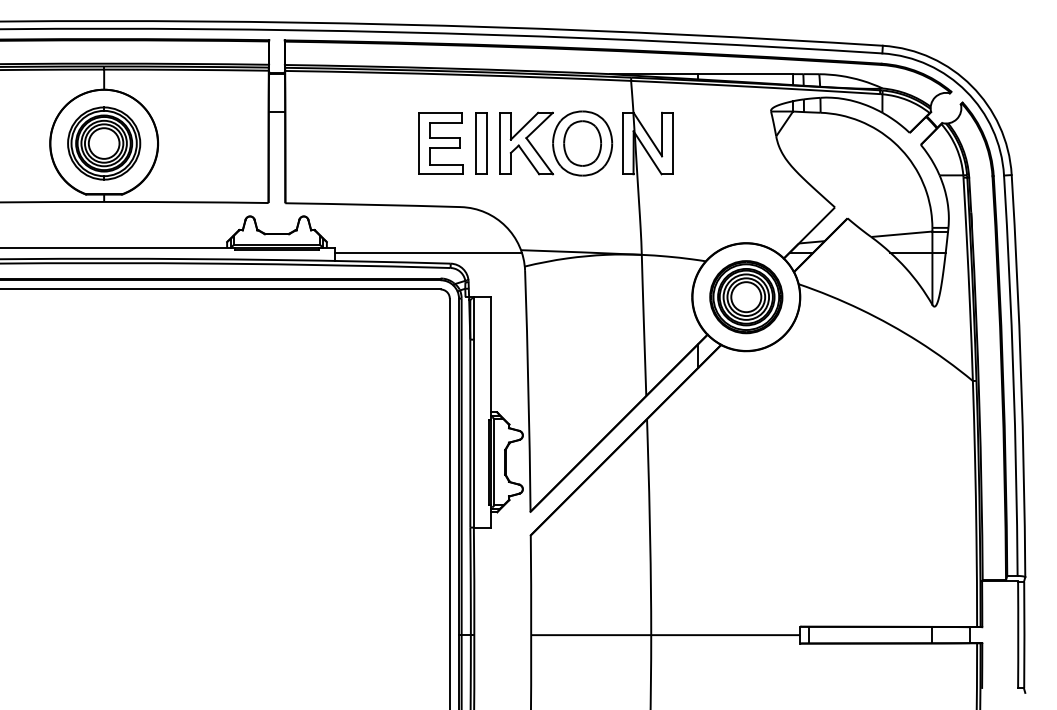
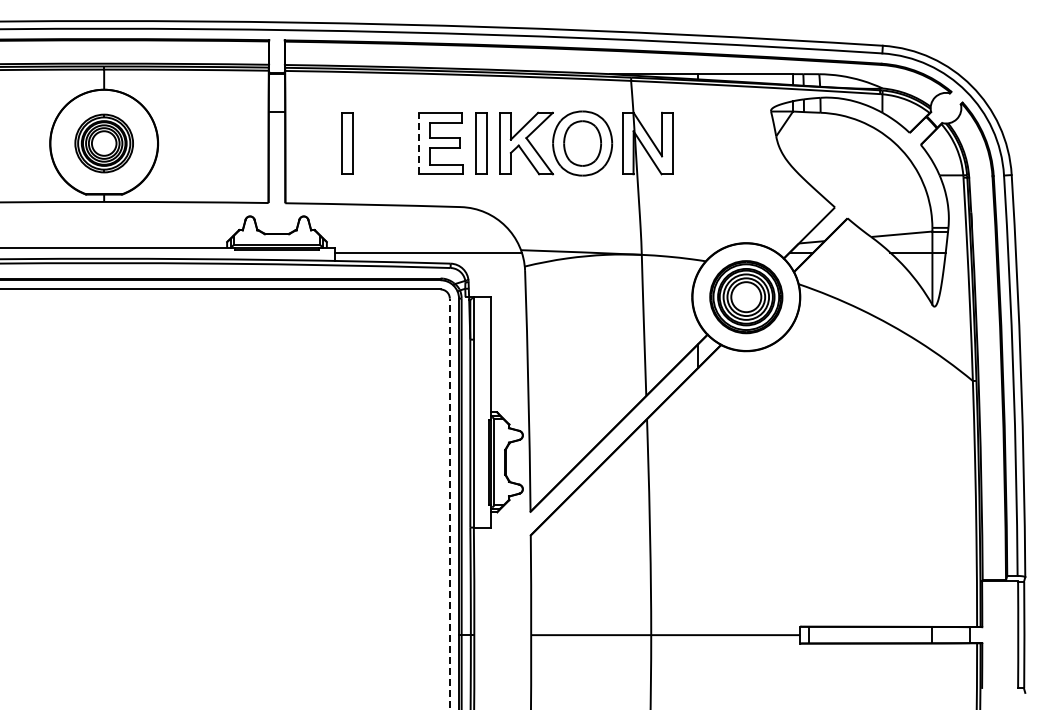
part size: 75x75 px -> 60x61 px (103, 143)
part: none -> present (347, 143)
line: solid -> dashed (419, 143)
line: solid -> dashed (449, 503)
